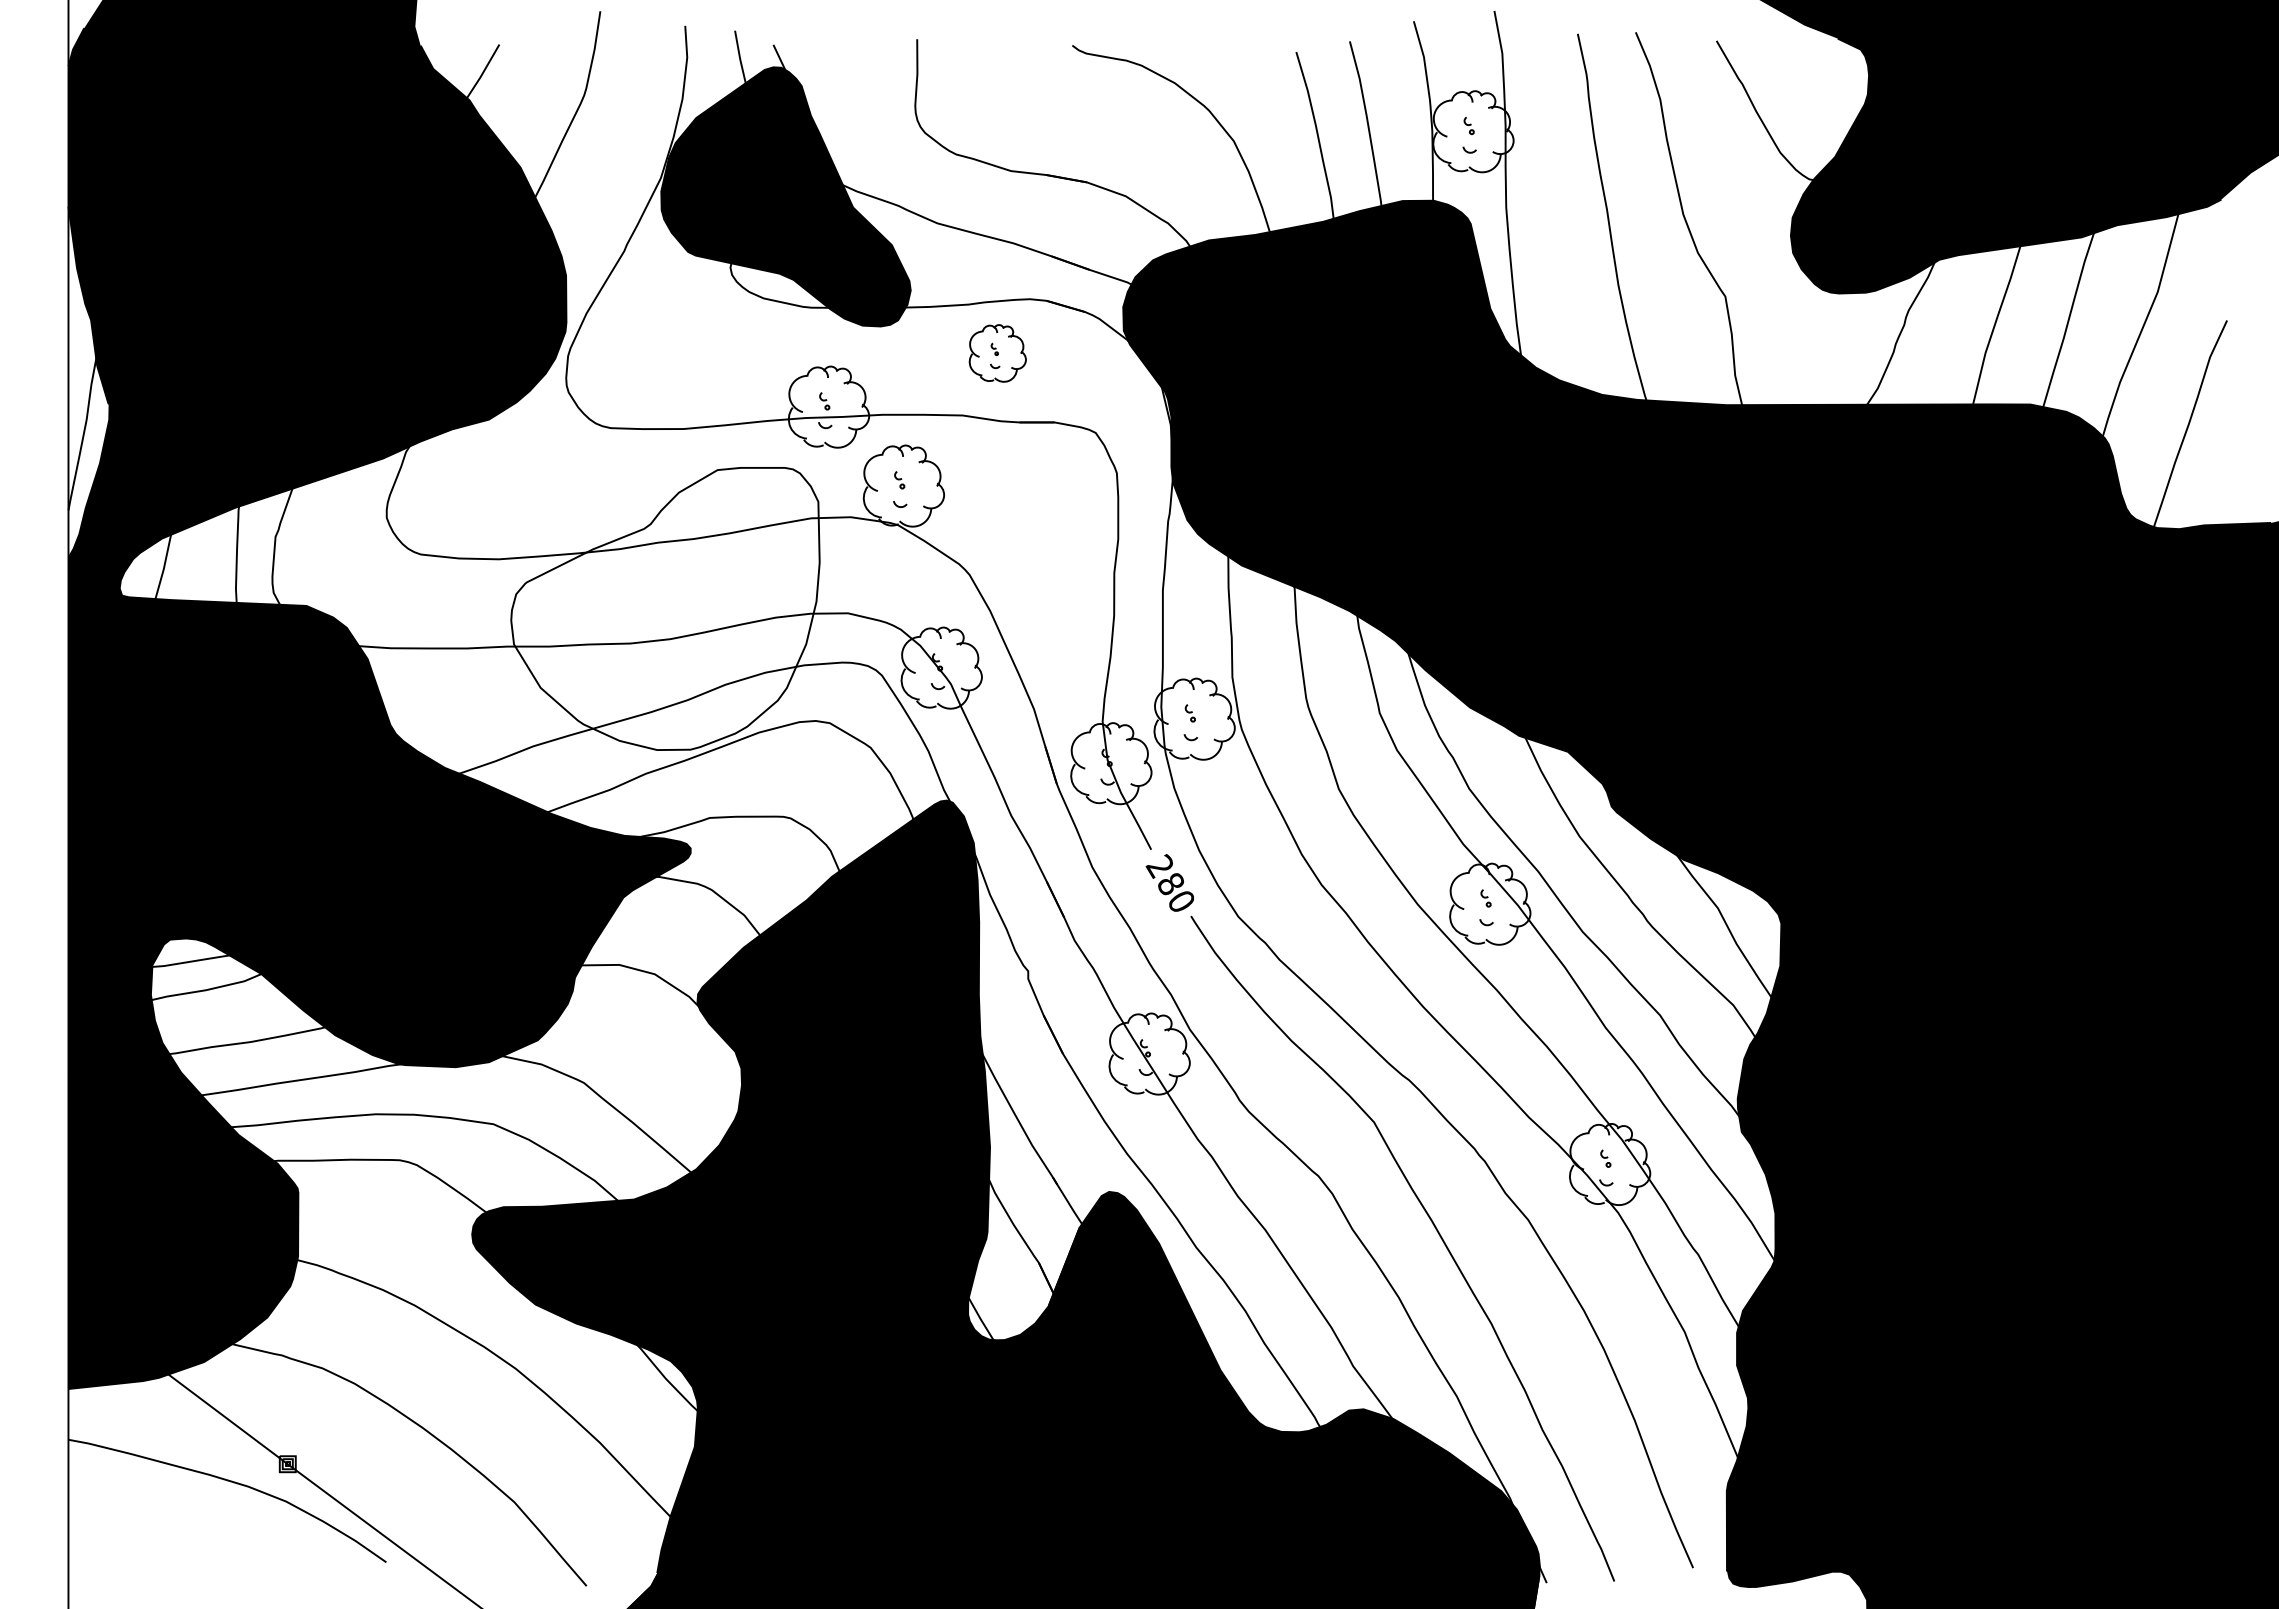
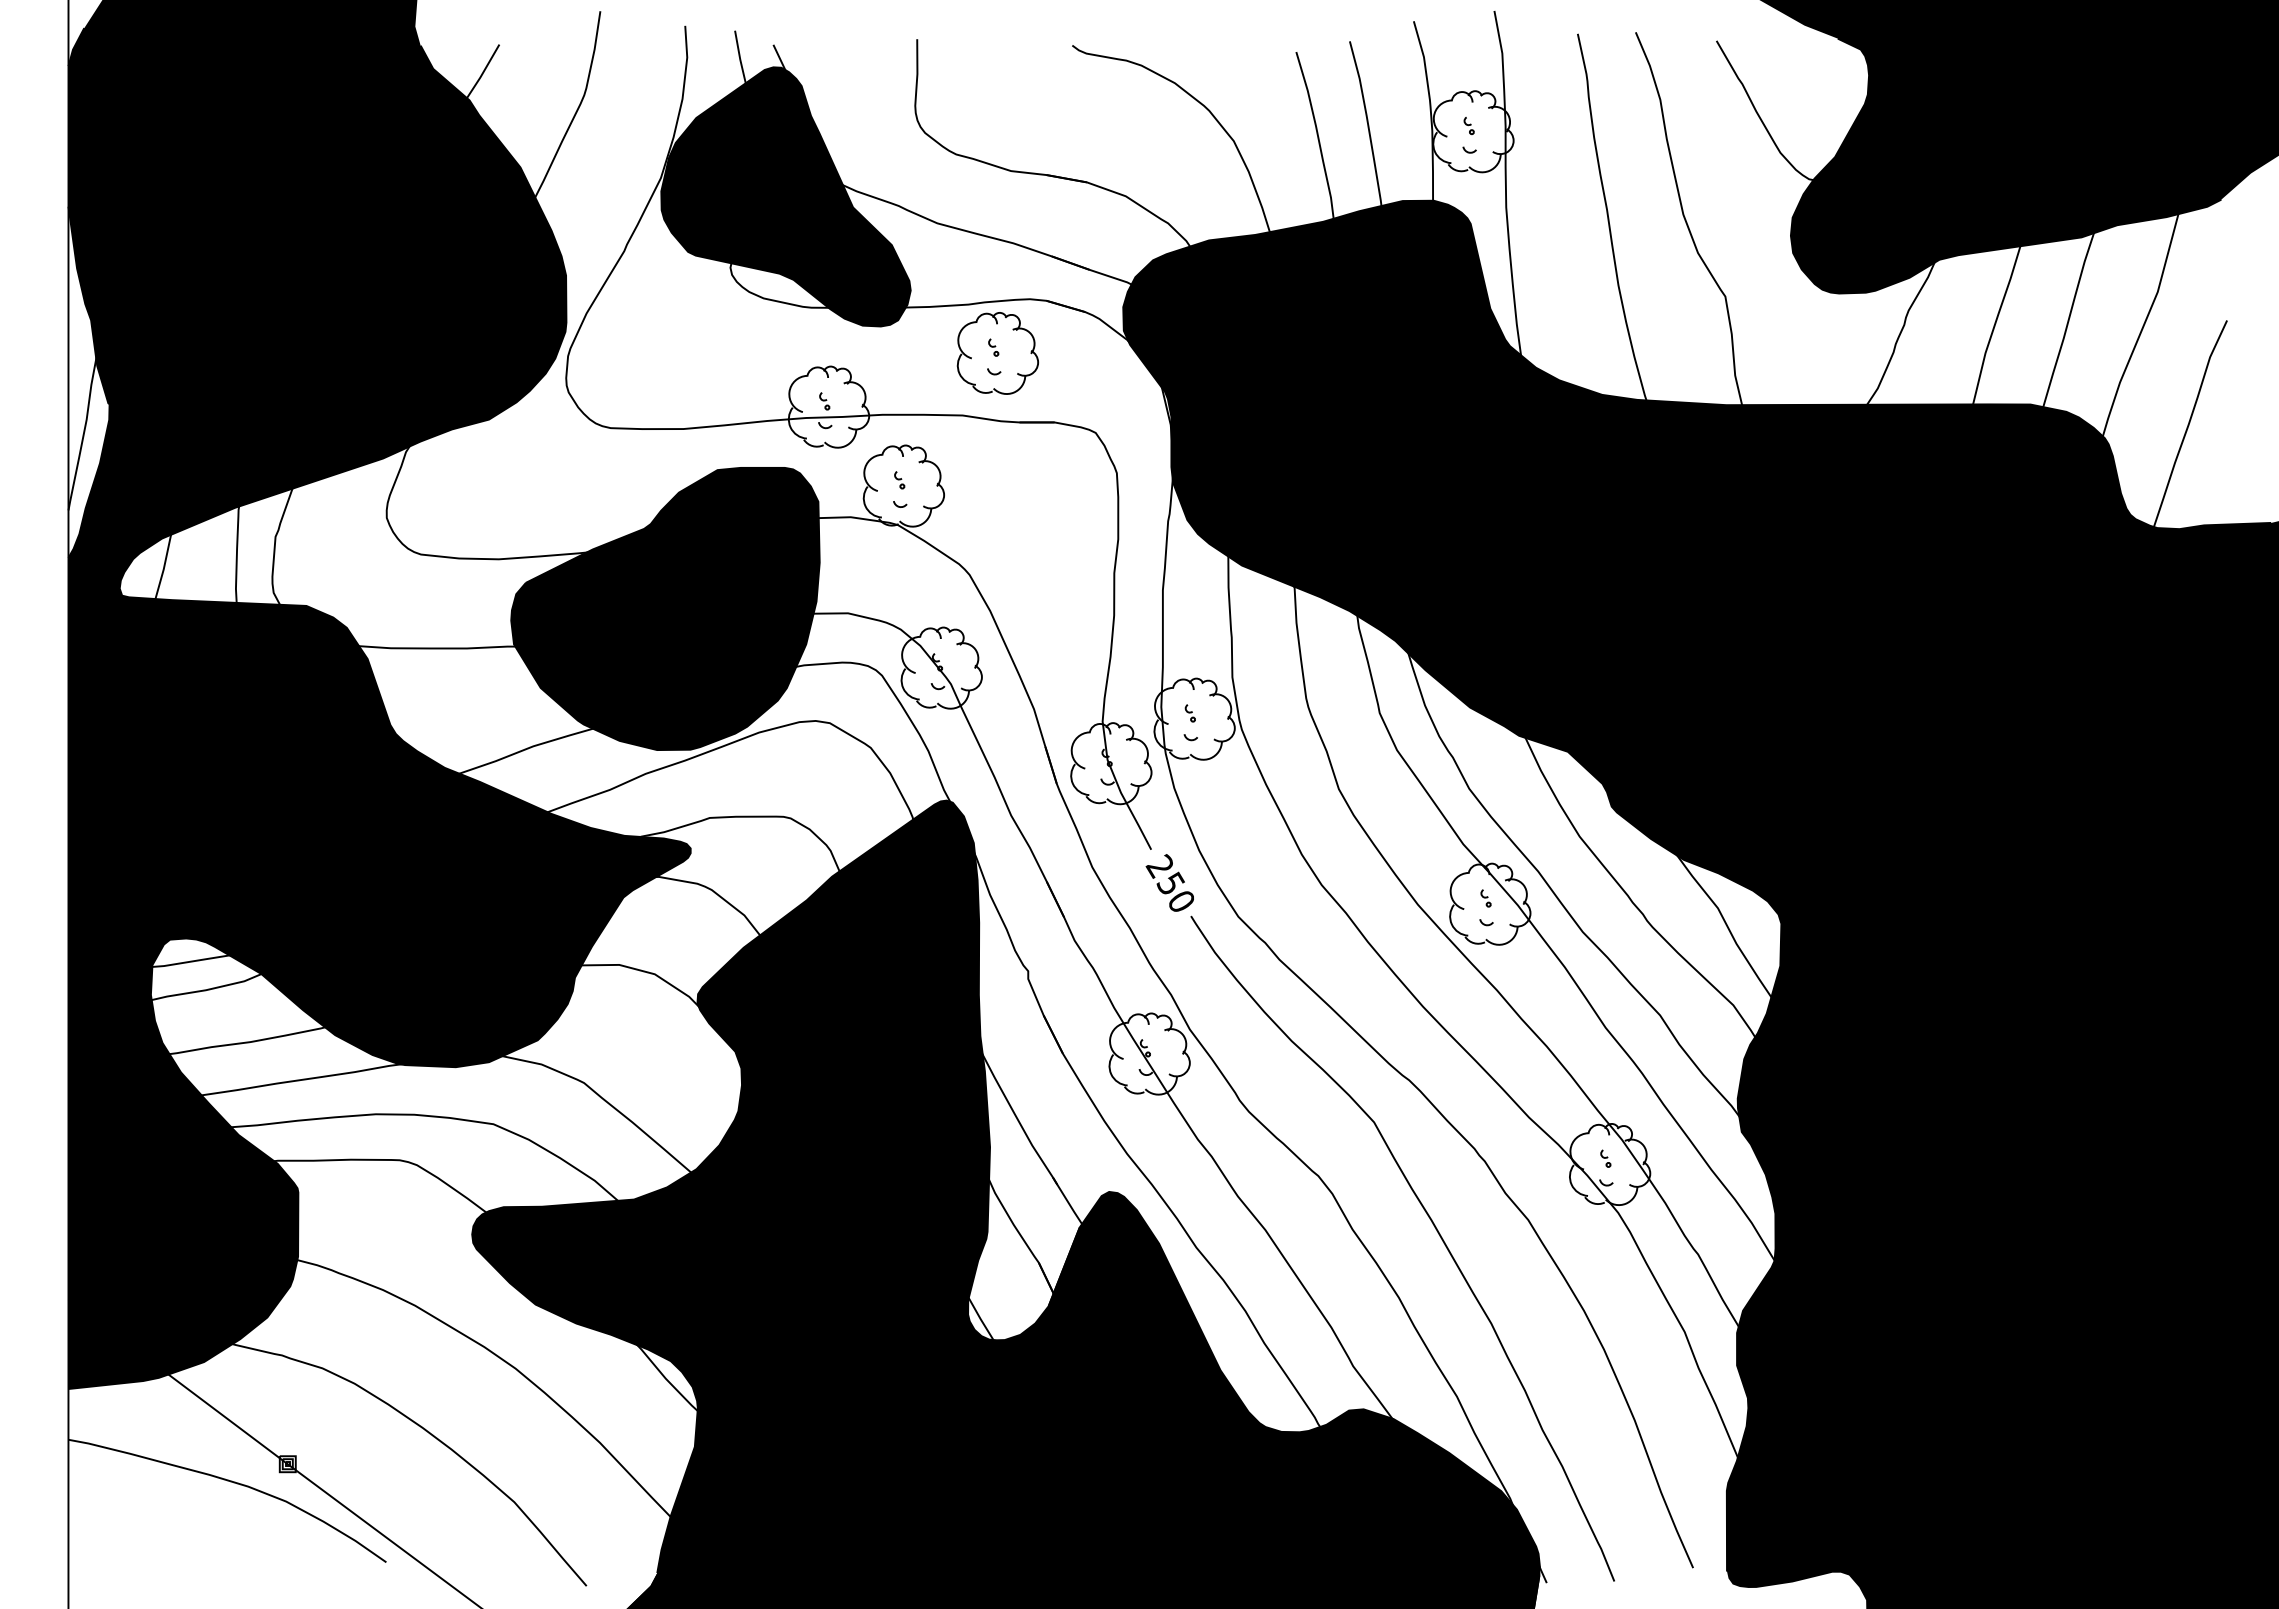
part size: 59x59 px -> 83x83 px (997, 353)
fill: none -> present (665, 608)
text: 280 -> 250 (1170, 883)
